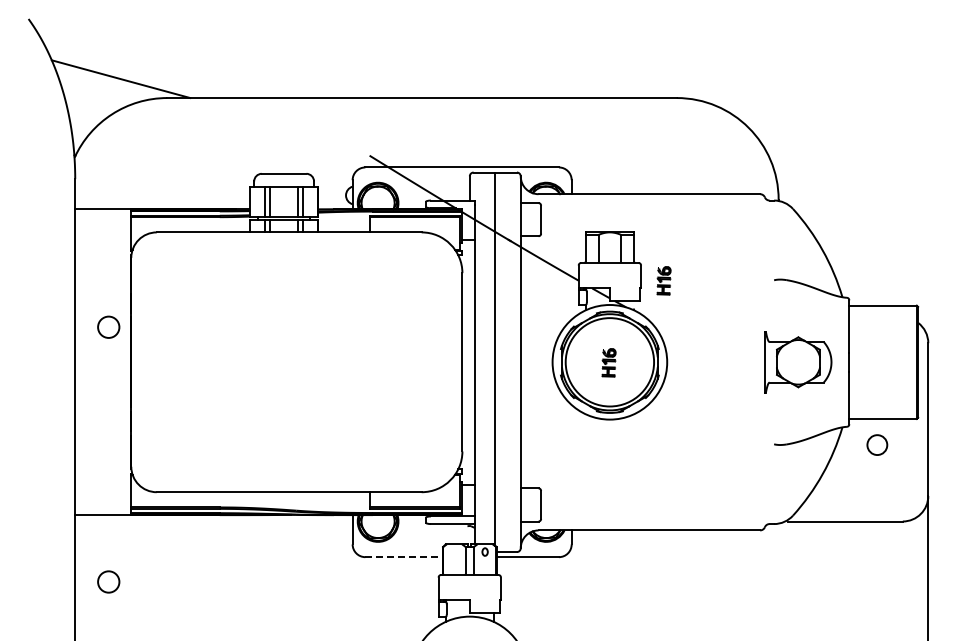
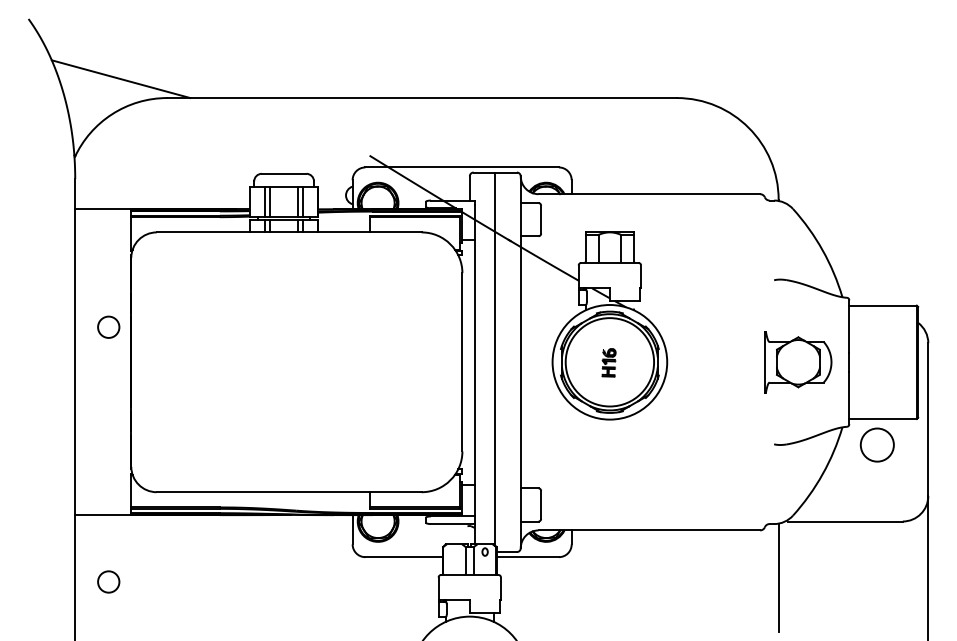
part: present -> none (663, 280)
circle diameter: 20 px -> 33 px (876, 444)
line: dashed -> solid (404, 557)
line: none -> present (778, 577)
